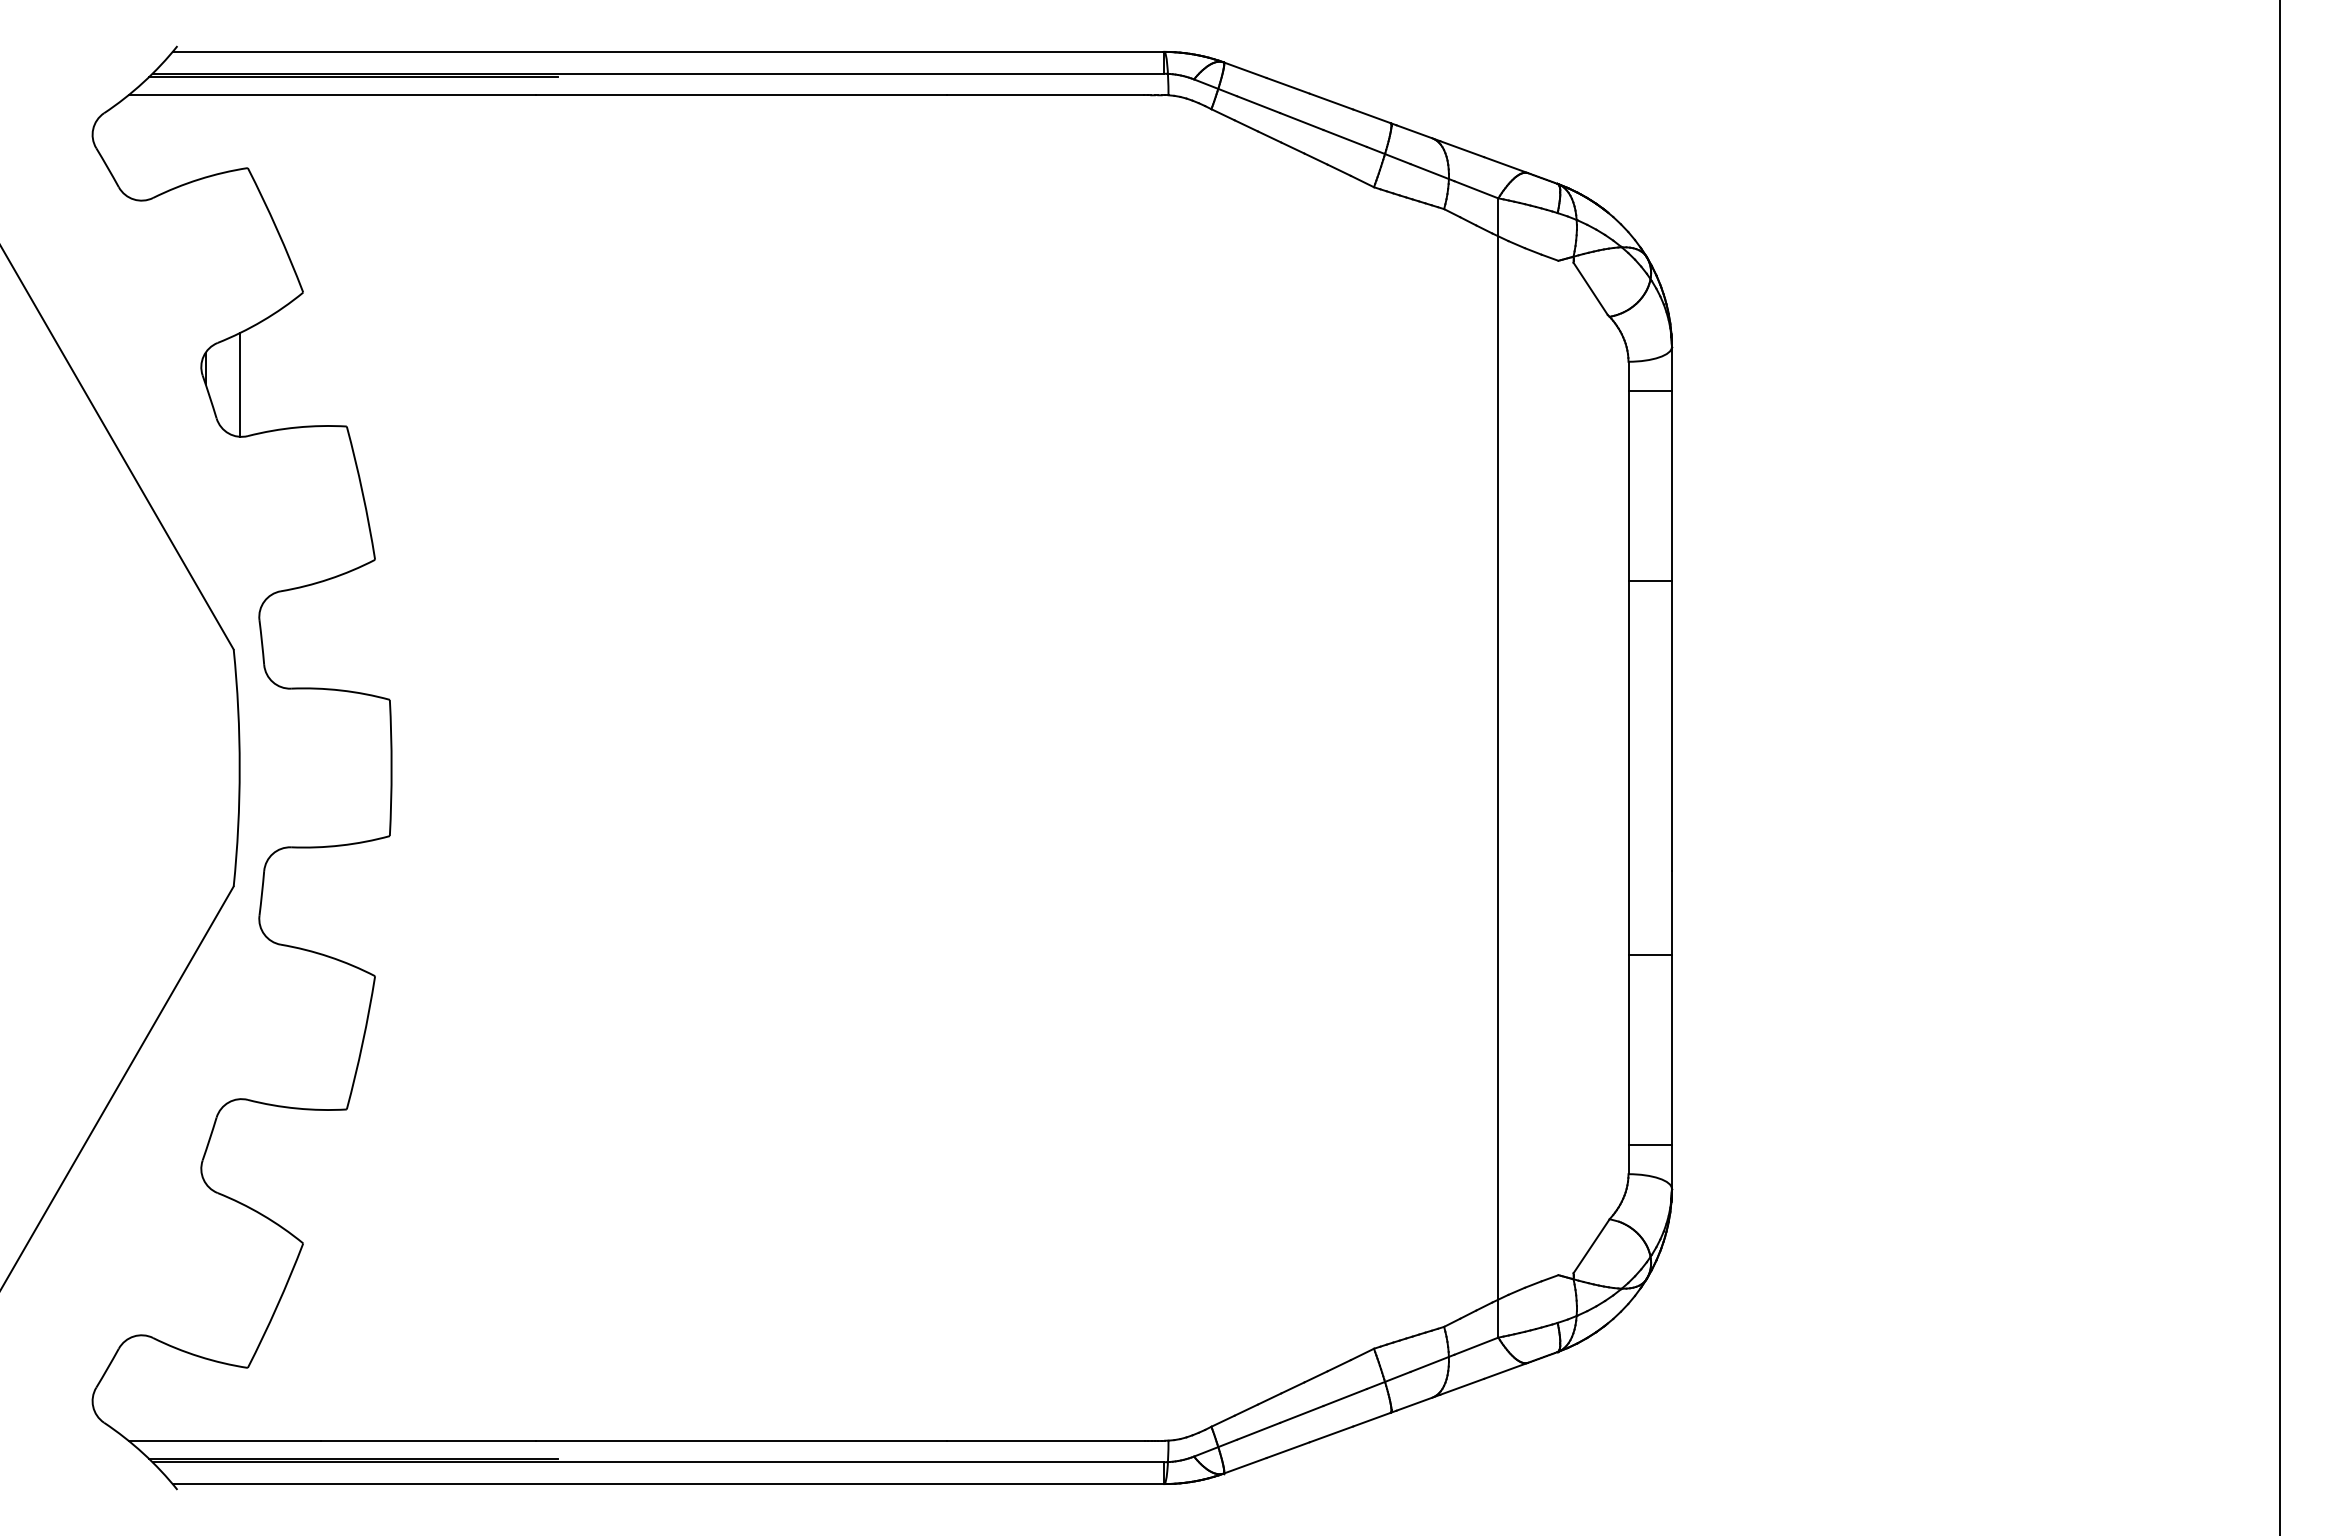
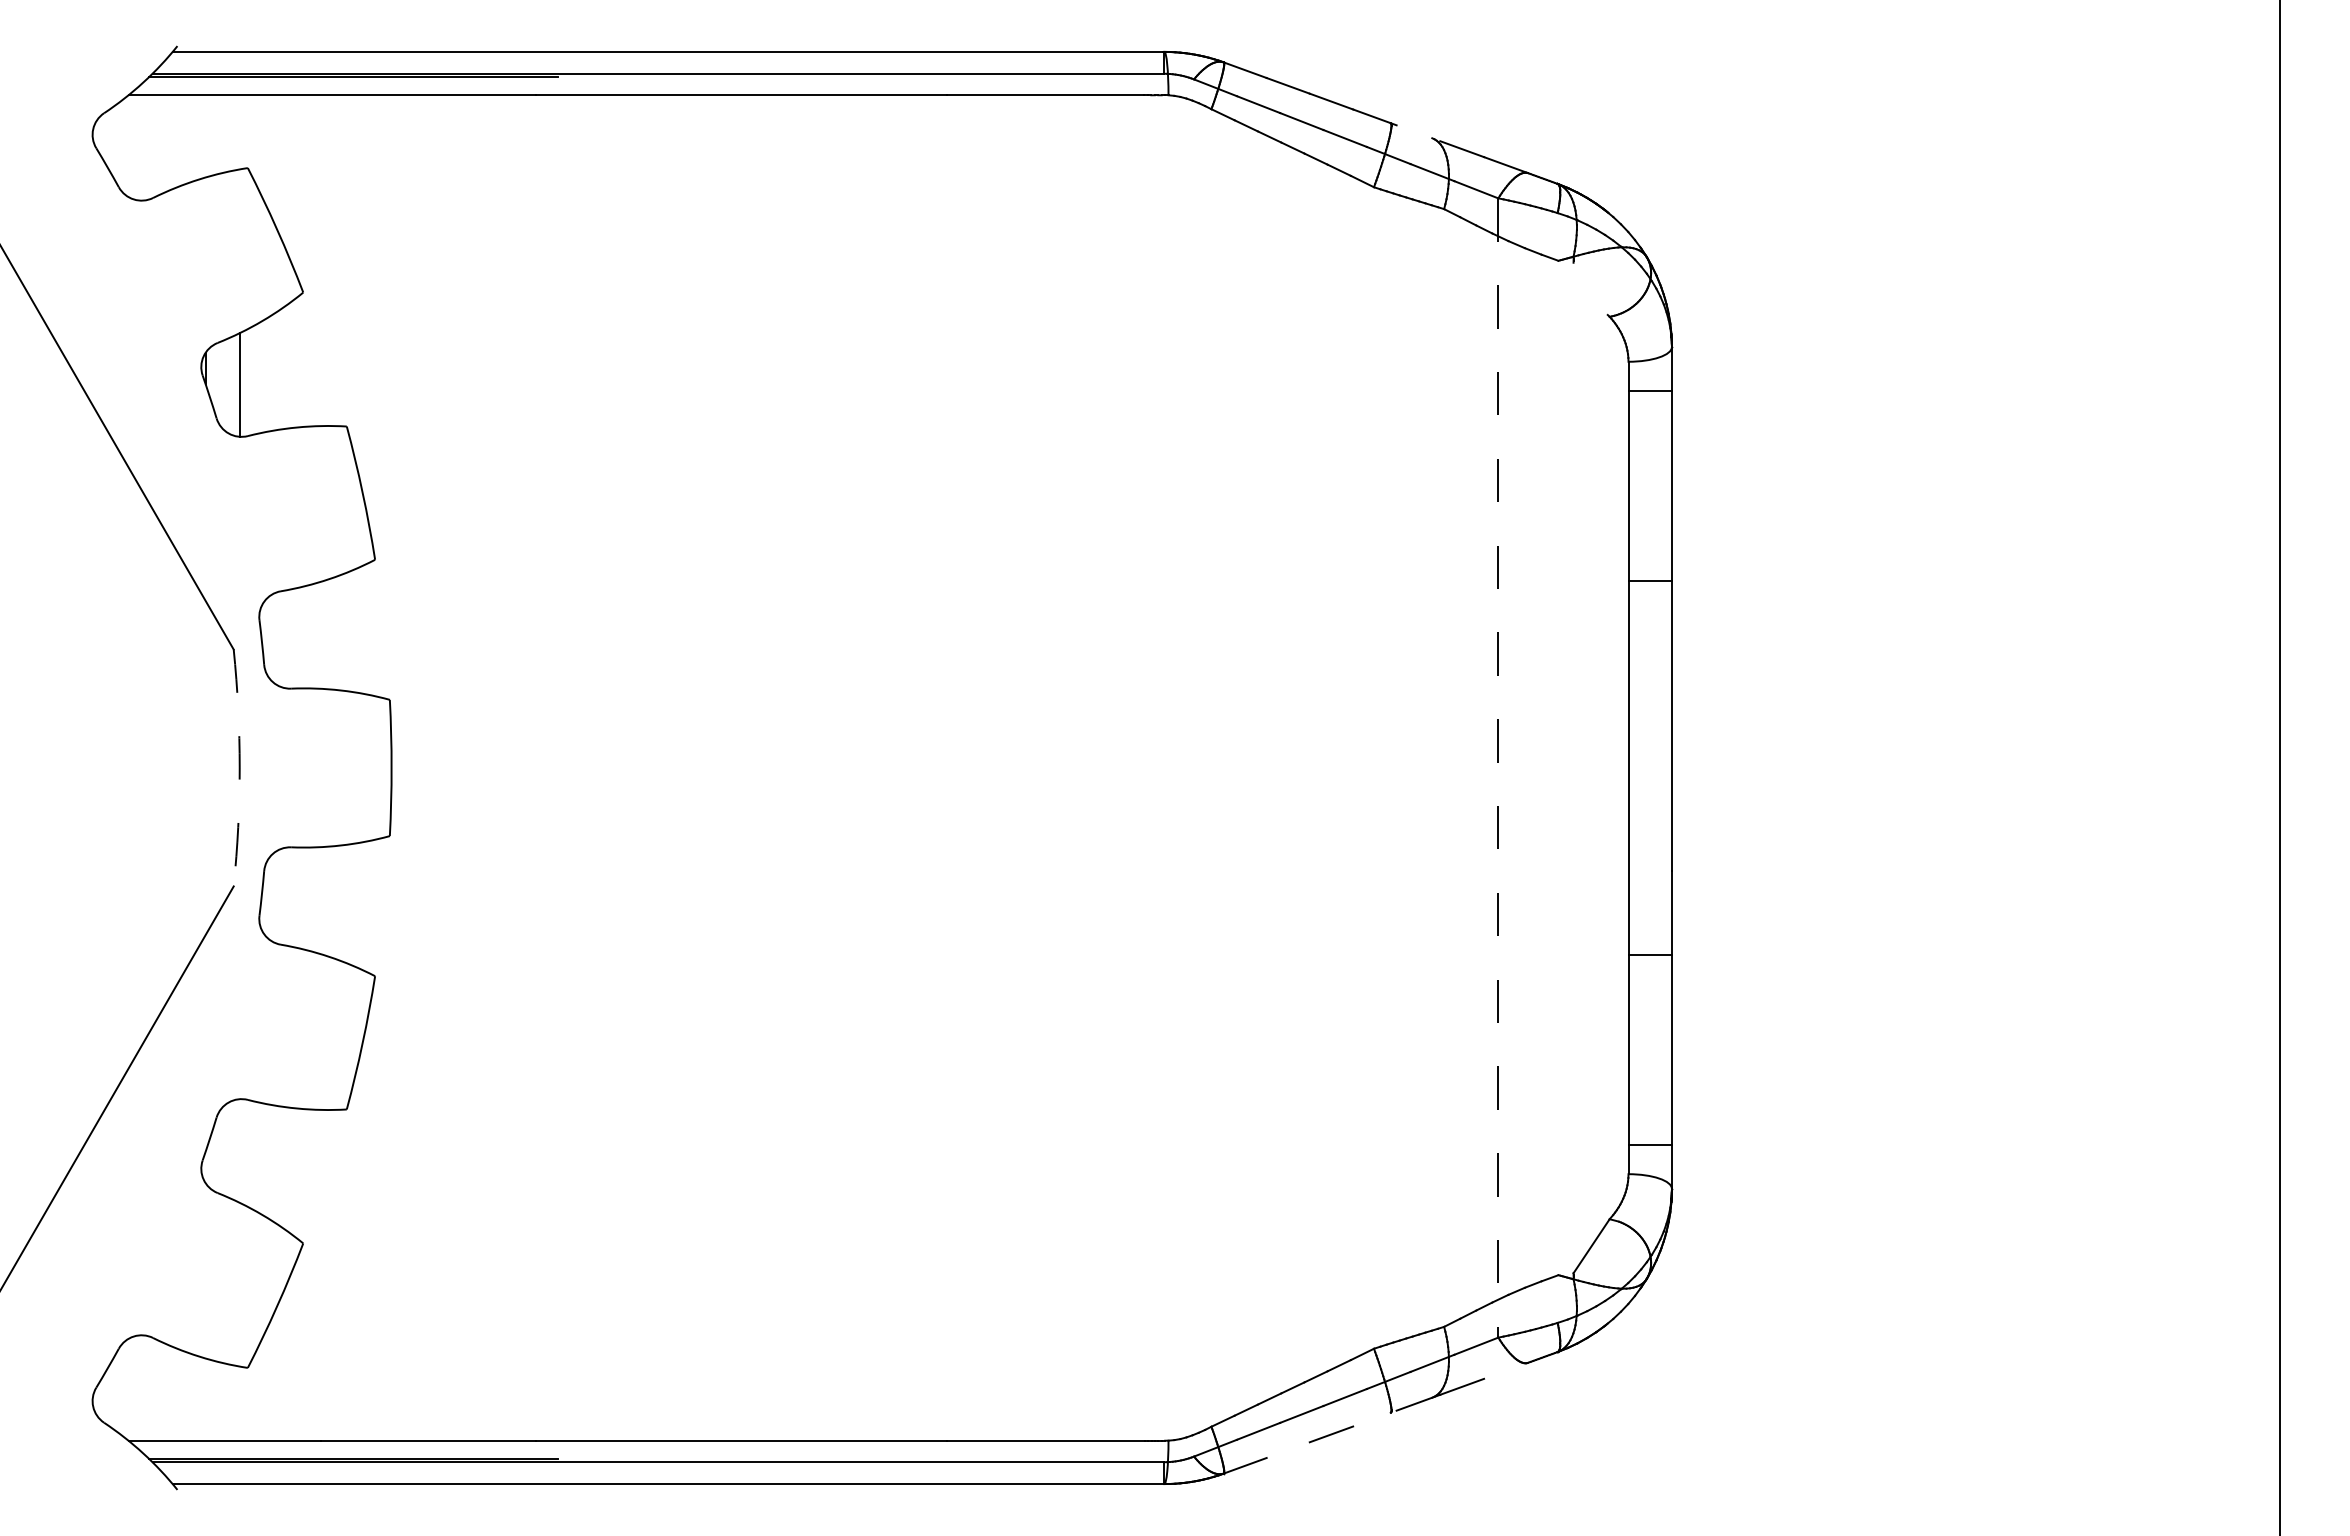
line: present -> none (1418, 133)
line: present -> none (1590, 288)
arc: solid -> dashed (239, 767)
line: solid -> dashed (1498, 768)
line: present -> none (1505, 1370)
line: present -> none (1374, 1418)
line: present -> none (1287, 1449)
